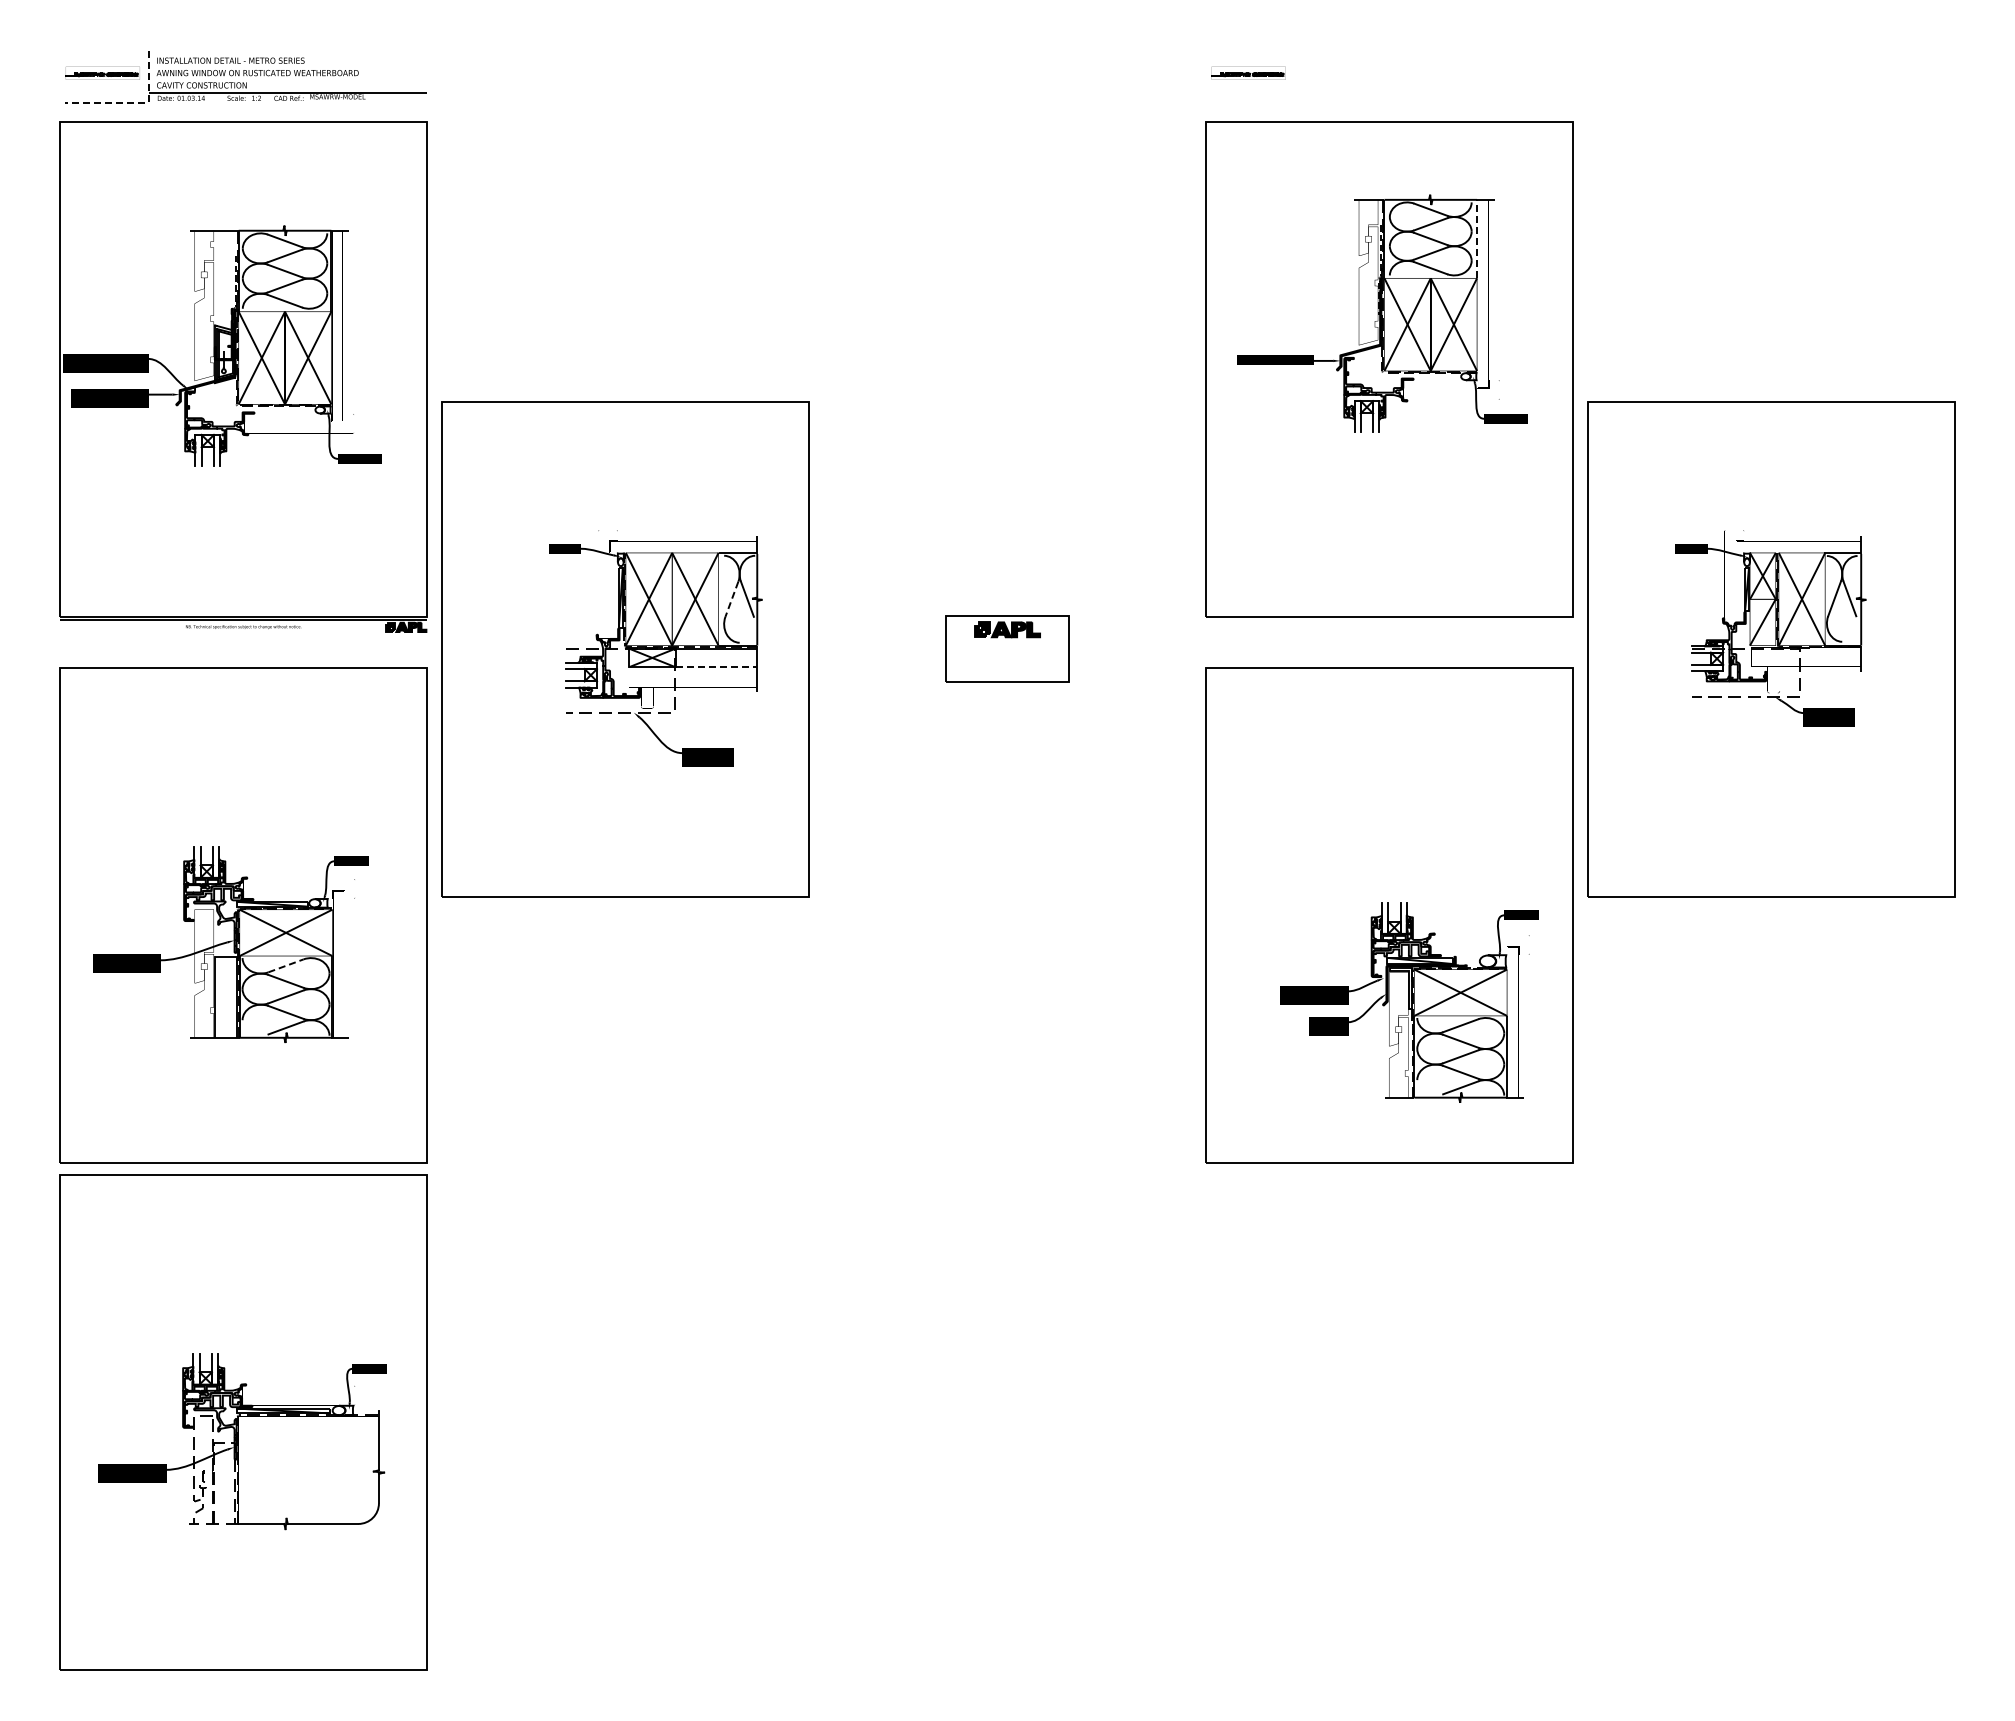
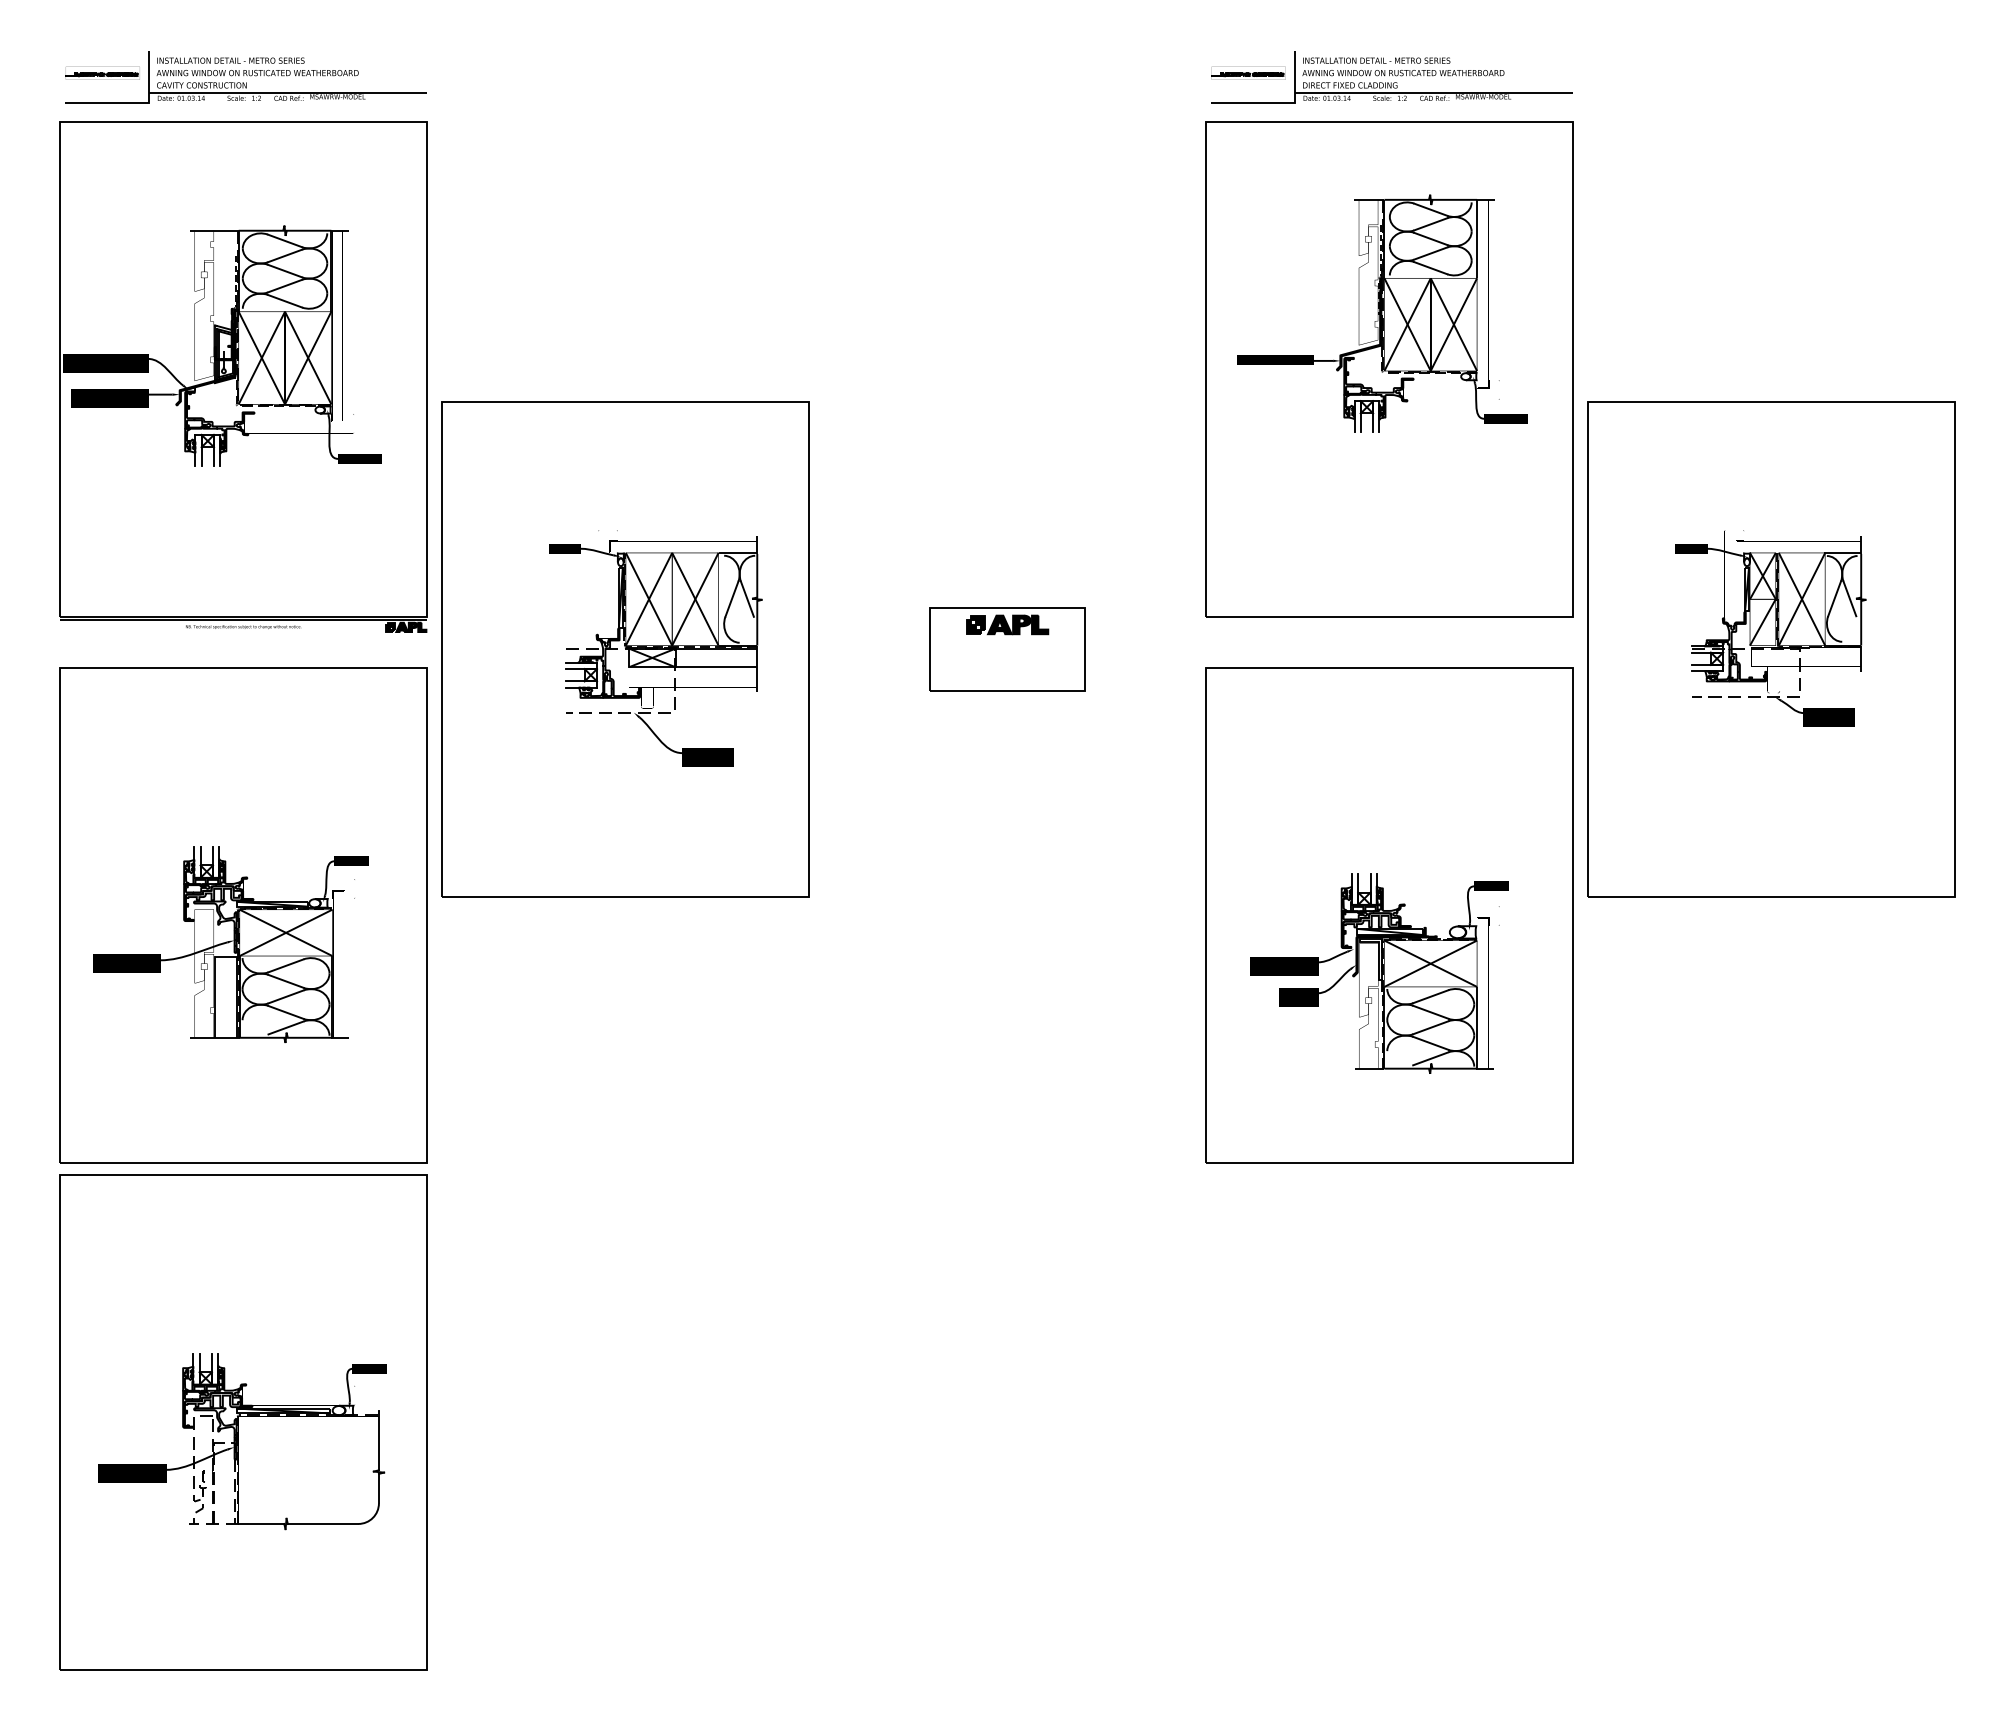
part: none -> present (1391, 77)
line: dashed -> solid (133, 102)
line: dashed -> solid (1477, 238)
line: dashed -> solid (731, 599)
part size: 125x68 px -> 157x85 px (1007, 649)
line: dashed -> solid (716, 667)
line: dashed -> solid (286, 965)
part position: (1409, 1002) -> (1379, 973) (1379, 973)
